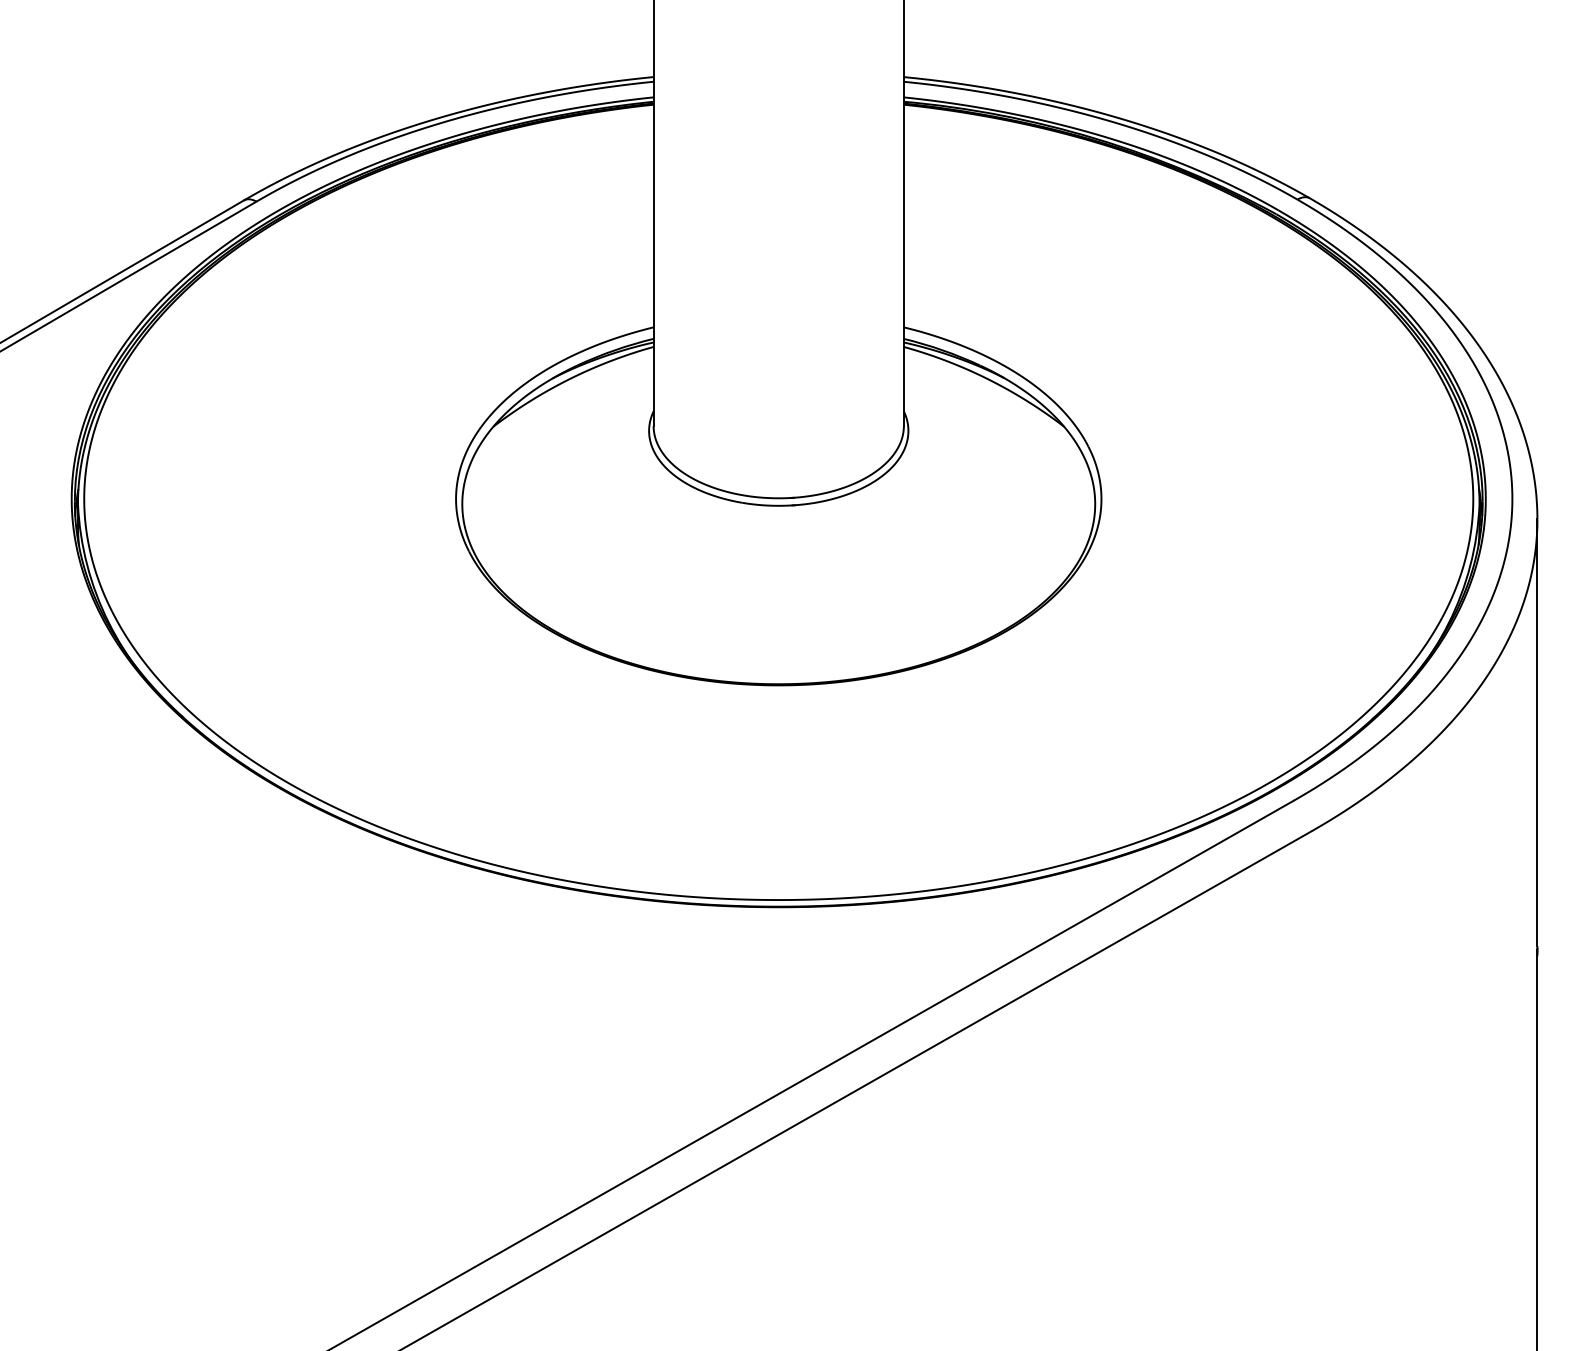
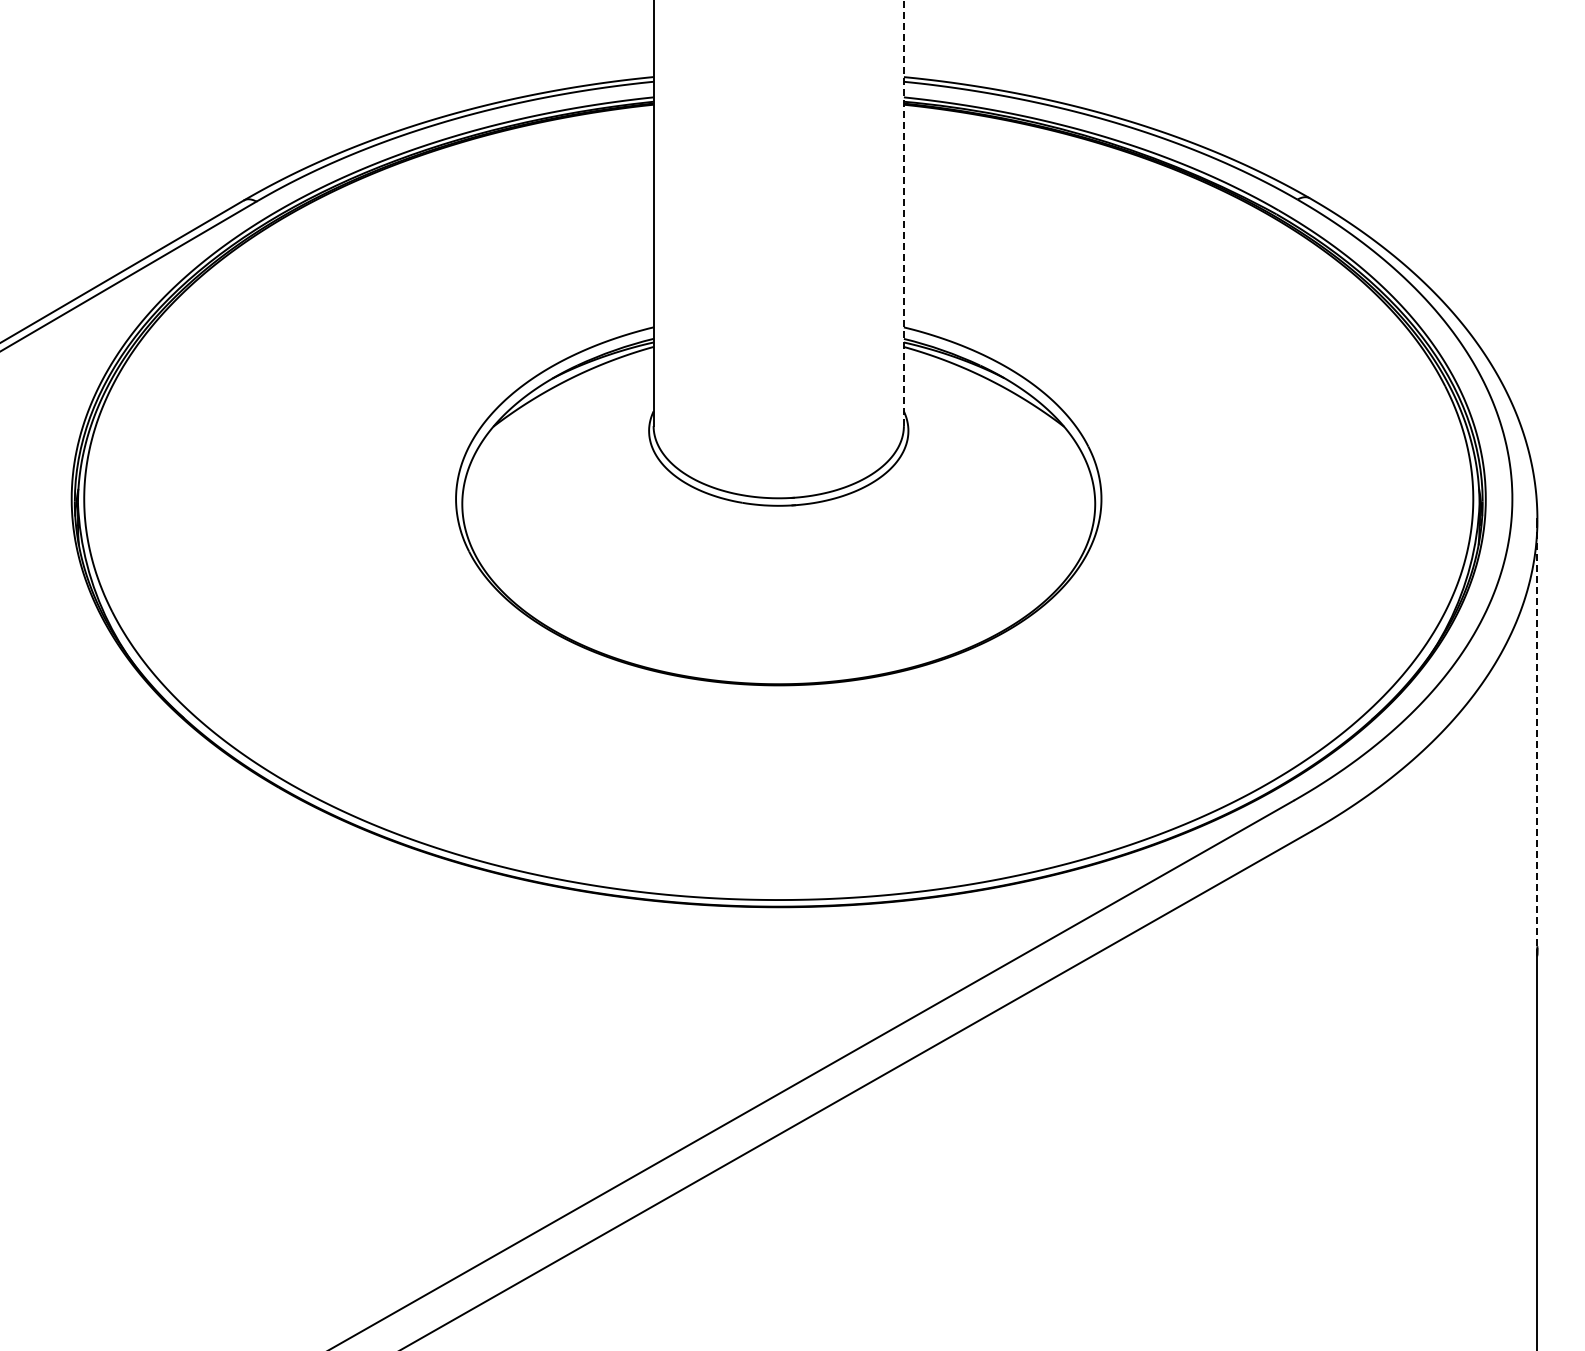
line: solid -> dashed (903, 213)
line: solid -> dashed (1537, 732)
